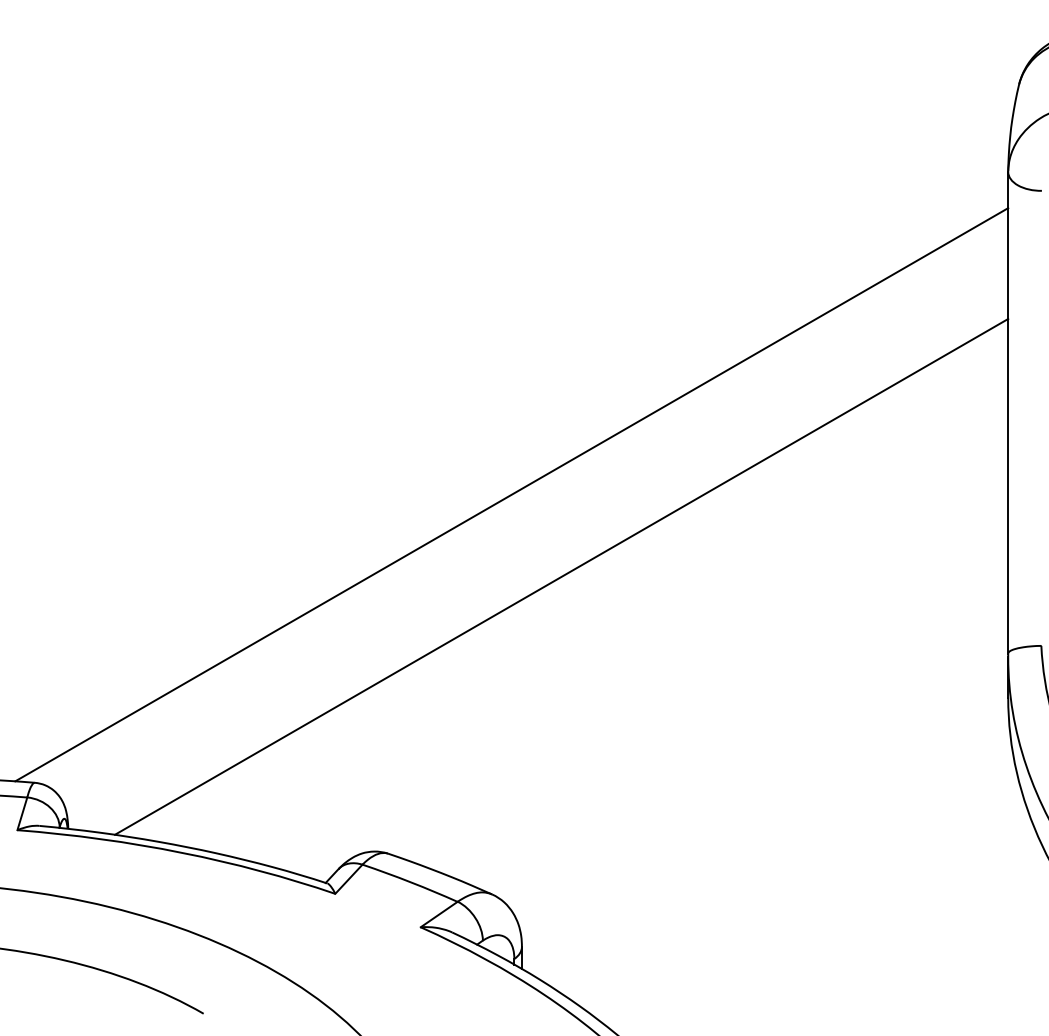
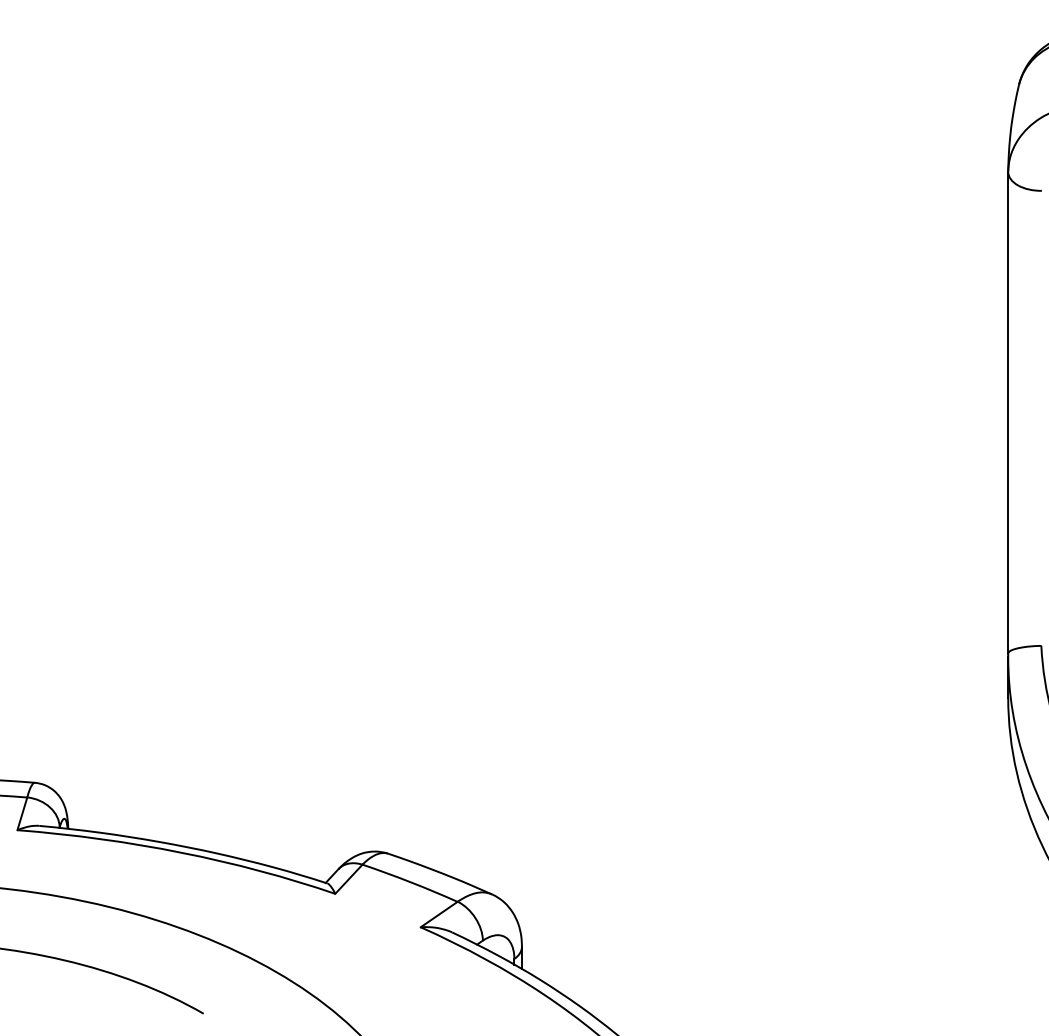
line: present -> none (511, 494)
line: present -> none (561, 576)
